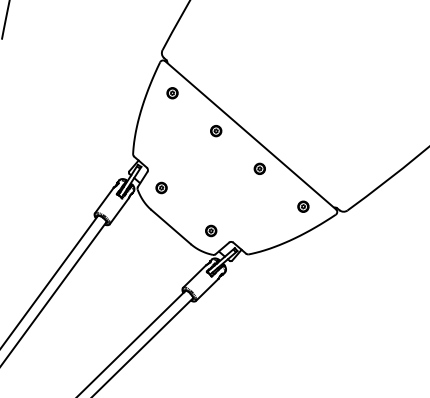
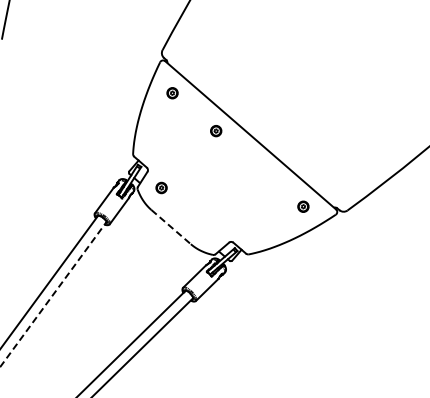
part: present -> none (259, 168)
line: solid -> dashed (171, 227)
part: present -> none (211, 230)
line: solid -> dashed (53, 294)
